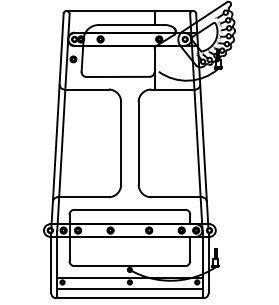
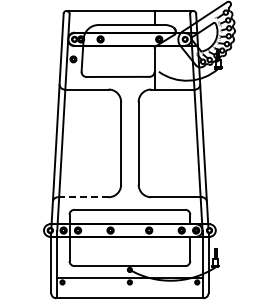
line: solid -> dashed (82, 197)
line: present -> none (129, 289)
